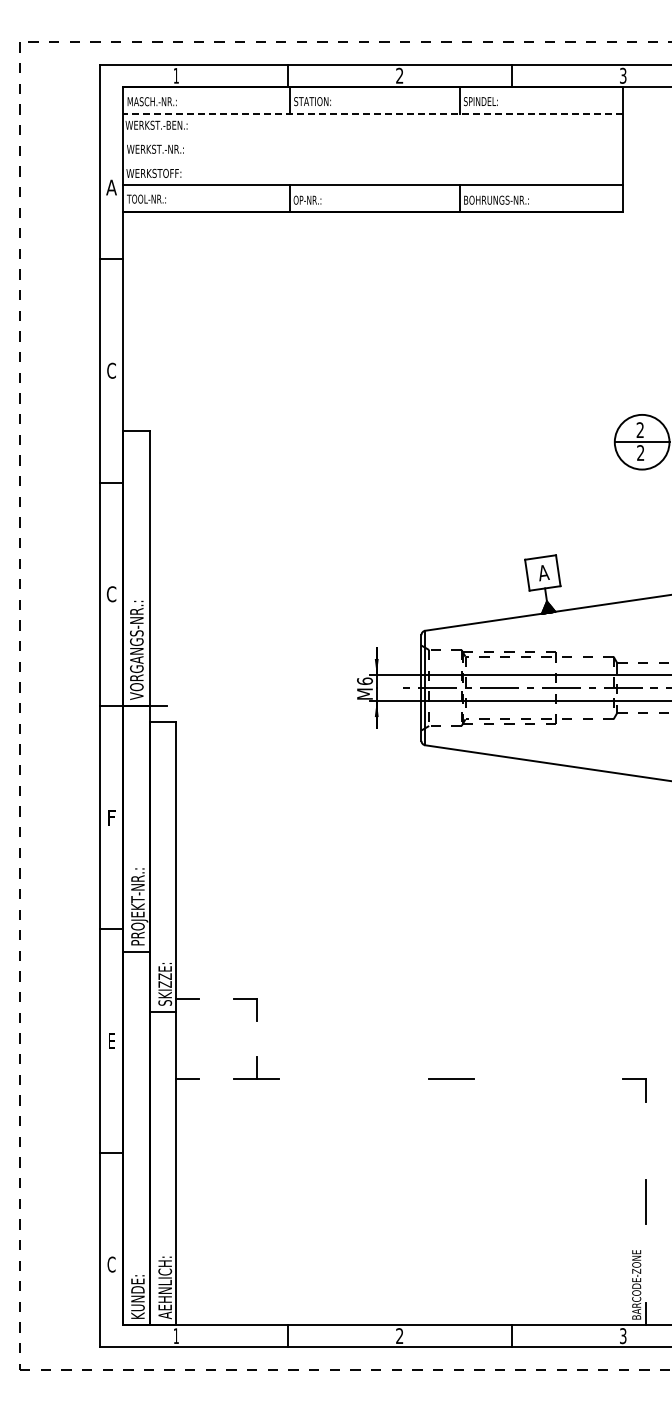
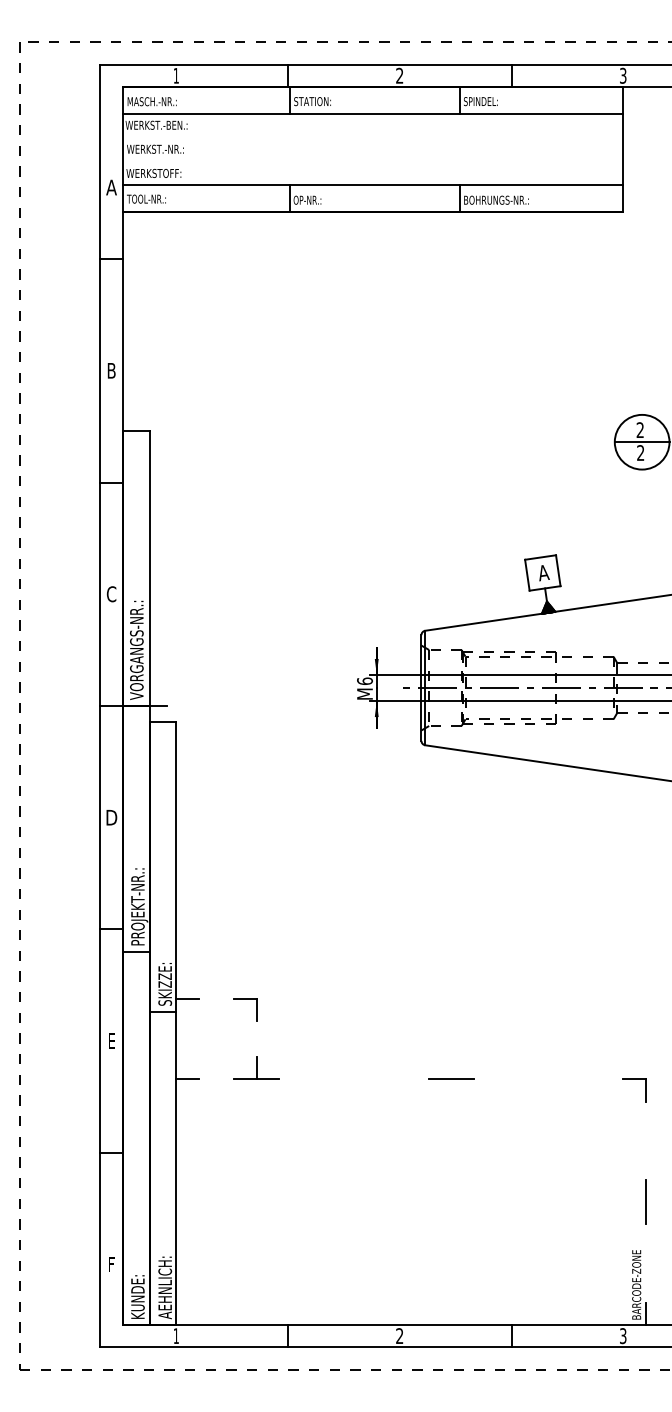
line: dashed -> solid (372, 113)
text: C -> B (111, 370)
text: F -> D (111, 817)
text: C -> F (111, 1264)
